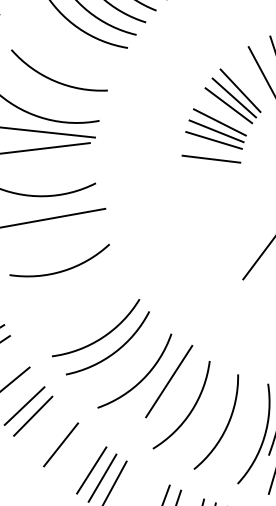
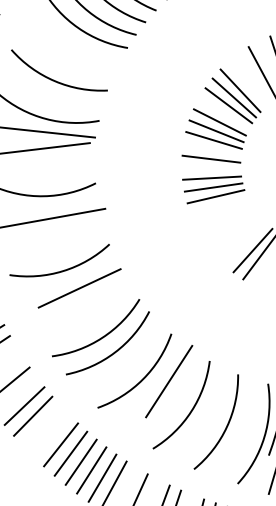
line: none -> present (212, 177)
line: none -> present (213, 187)
line: none -> present (215, 196)
line: none -> present (252, 250)
line: none -> present (79, 288)
line: none -> present (70, 453)
line: none -> present (80, 461)
line: none -> present (140, 488)
